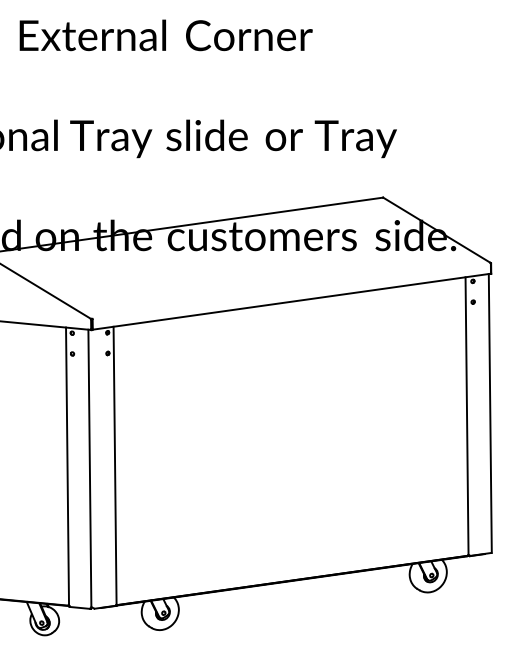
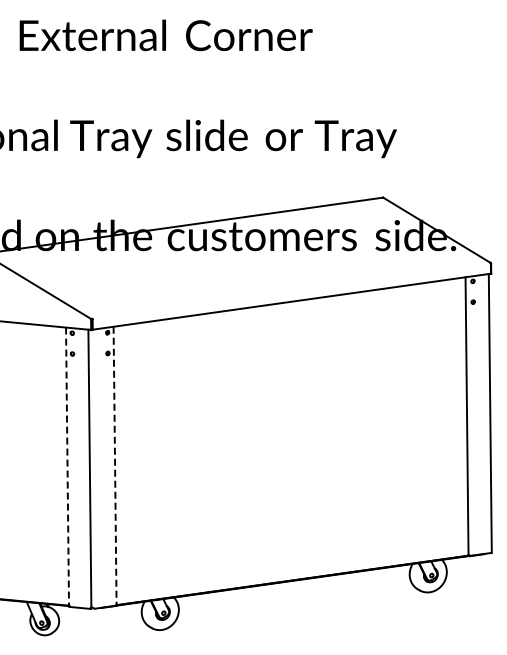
line: solid -> dashed (115, 466)
line: solid -> dashed (67, 467)
